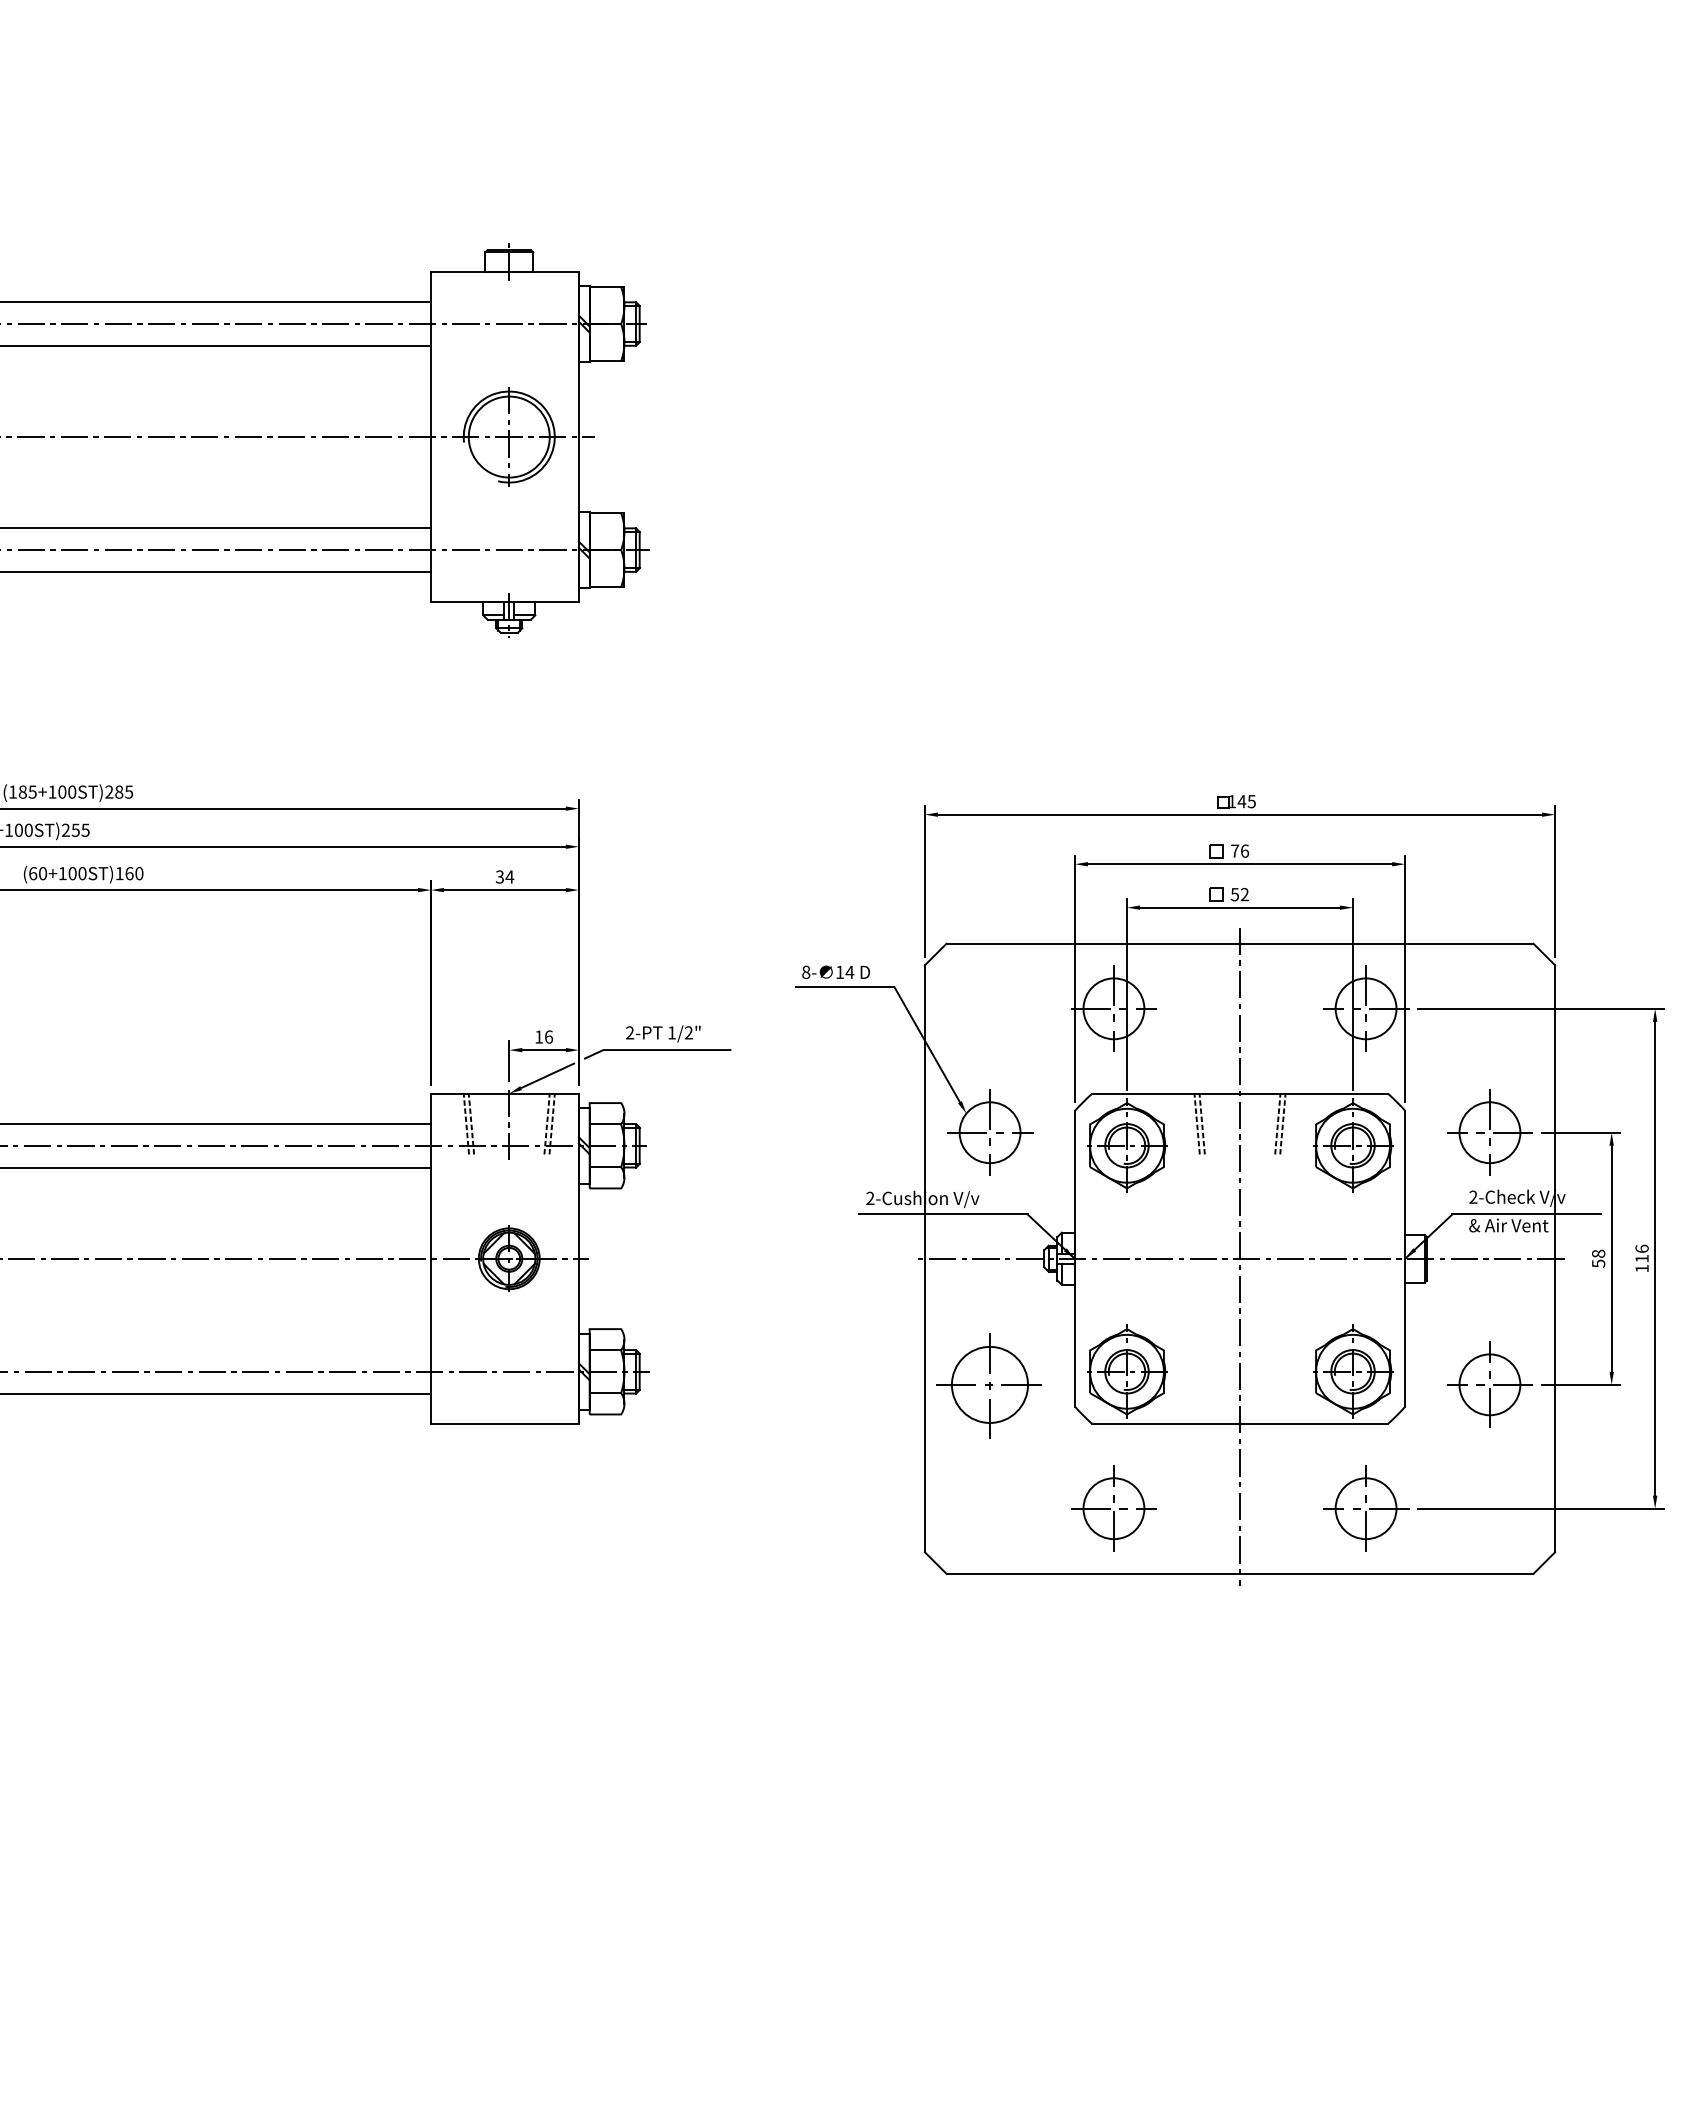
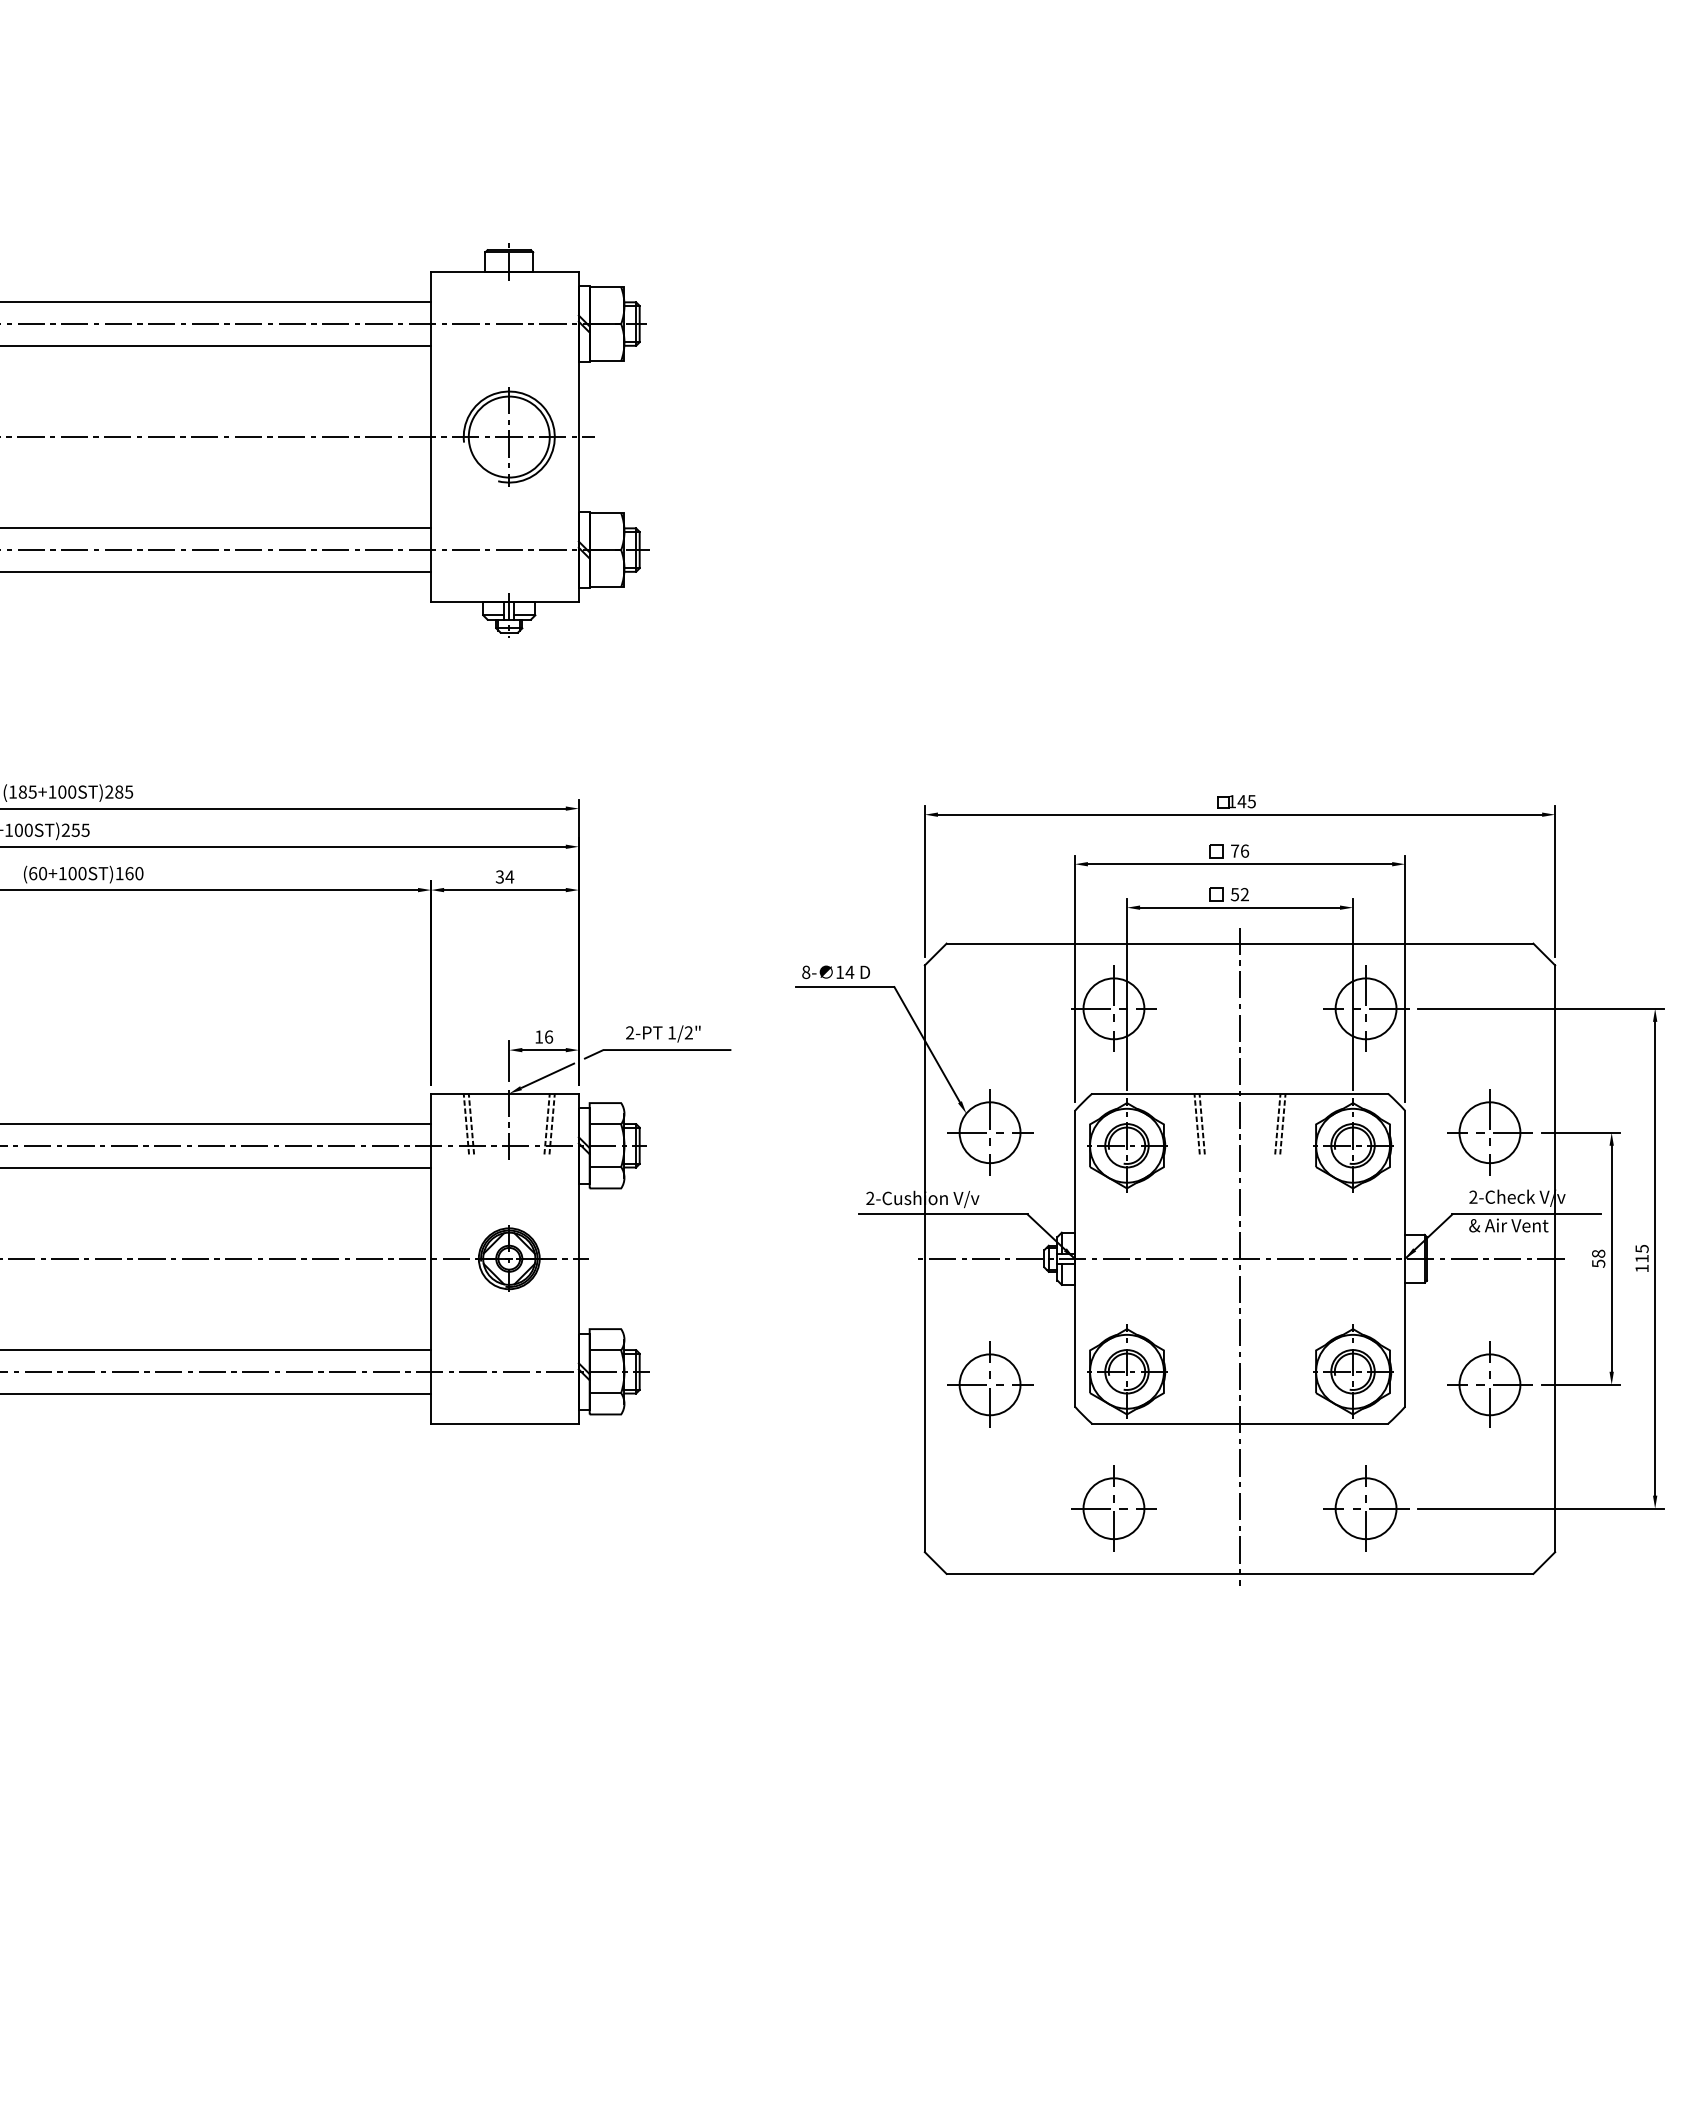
text: 116 -> 115 (1641, 1248)
line: none -> present (216, 1350)
part size: 106x106 px -> 87x87 px (990, 1384)
